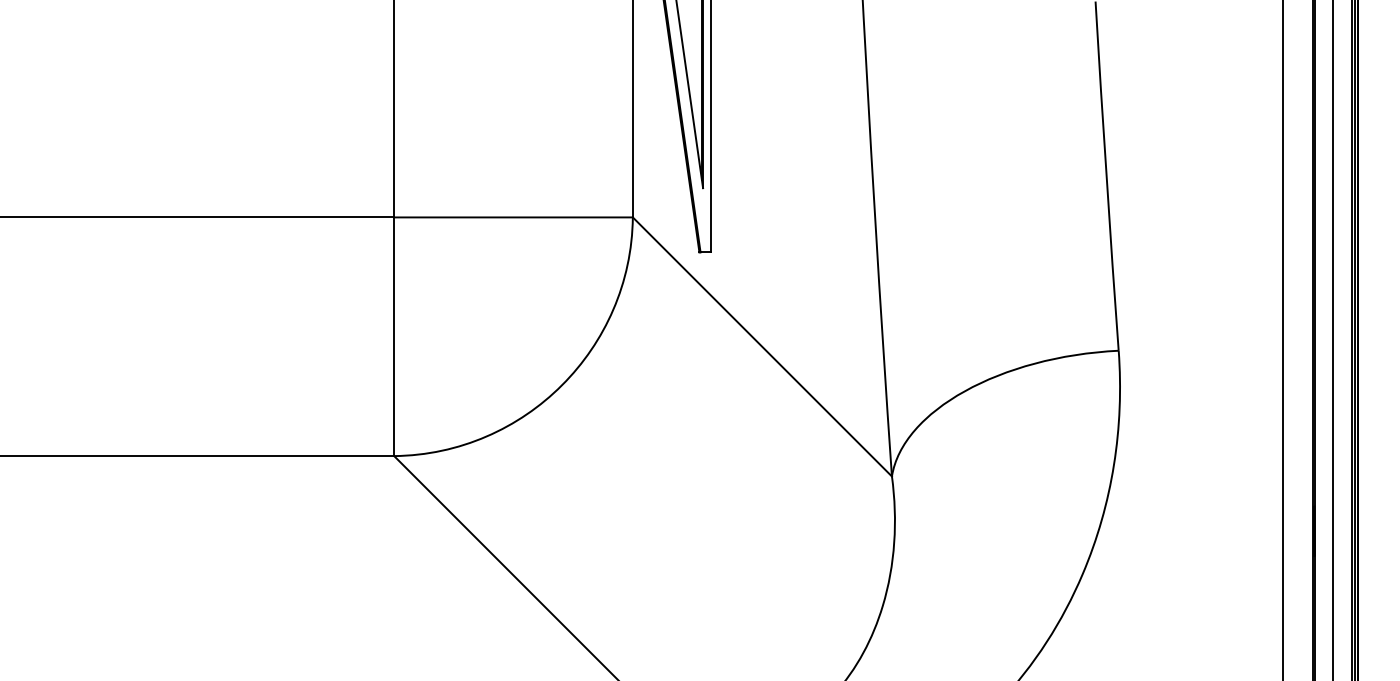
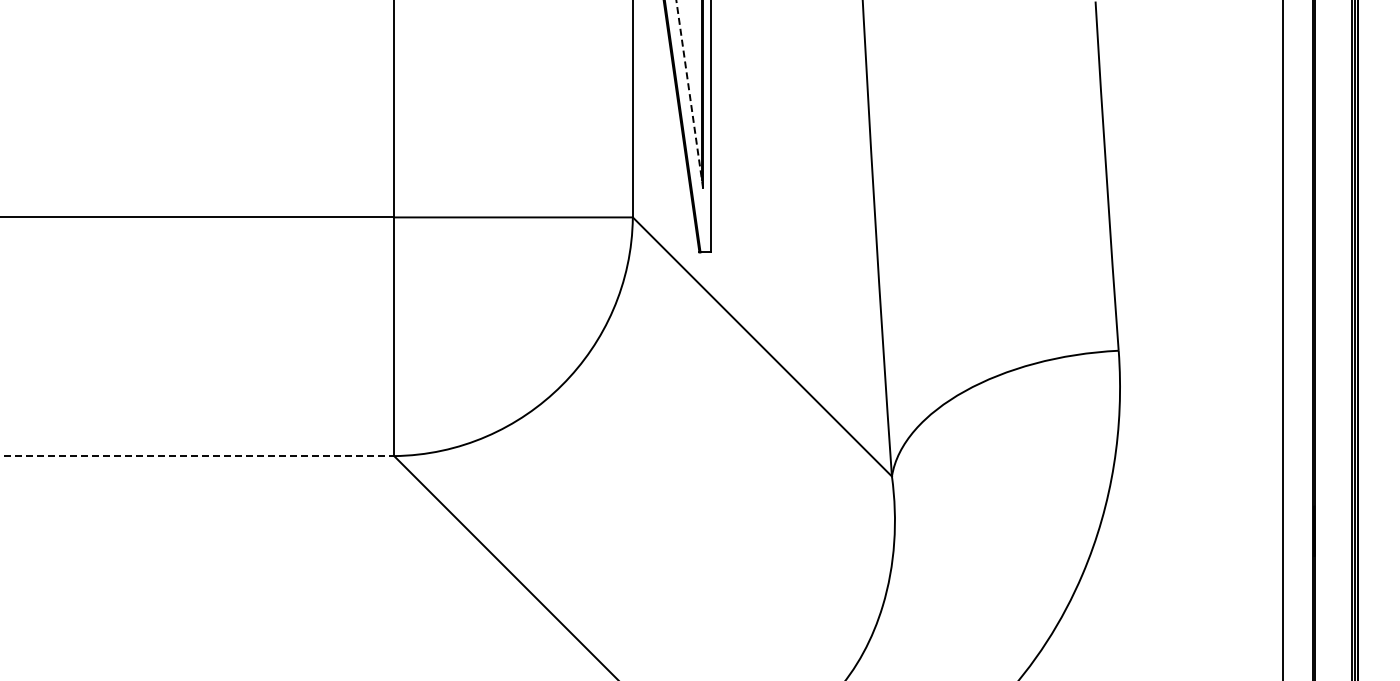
line: solid -> dashed (689, 94)
line: present -> none (1333, 339)
line: solid -> dashed (197, 456)
